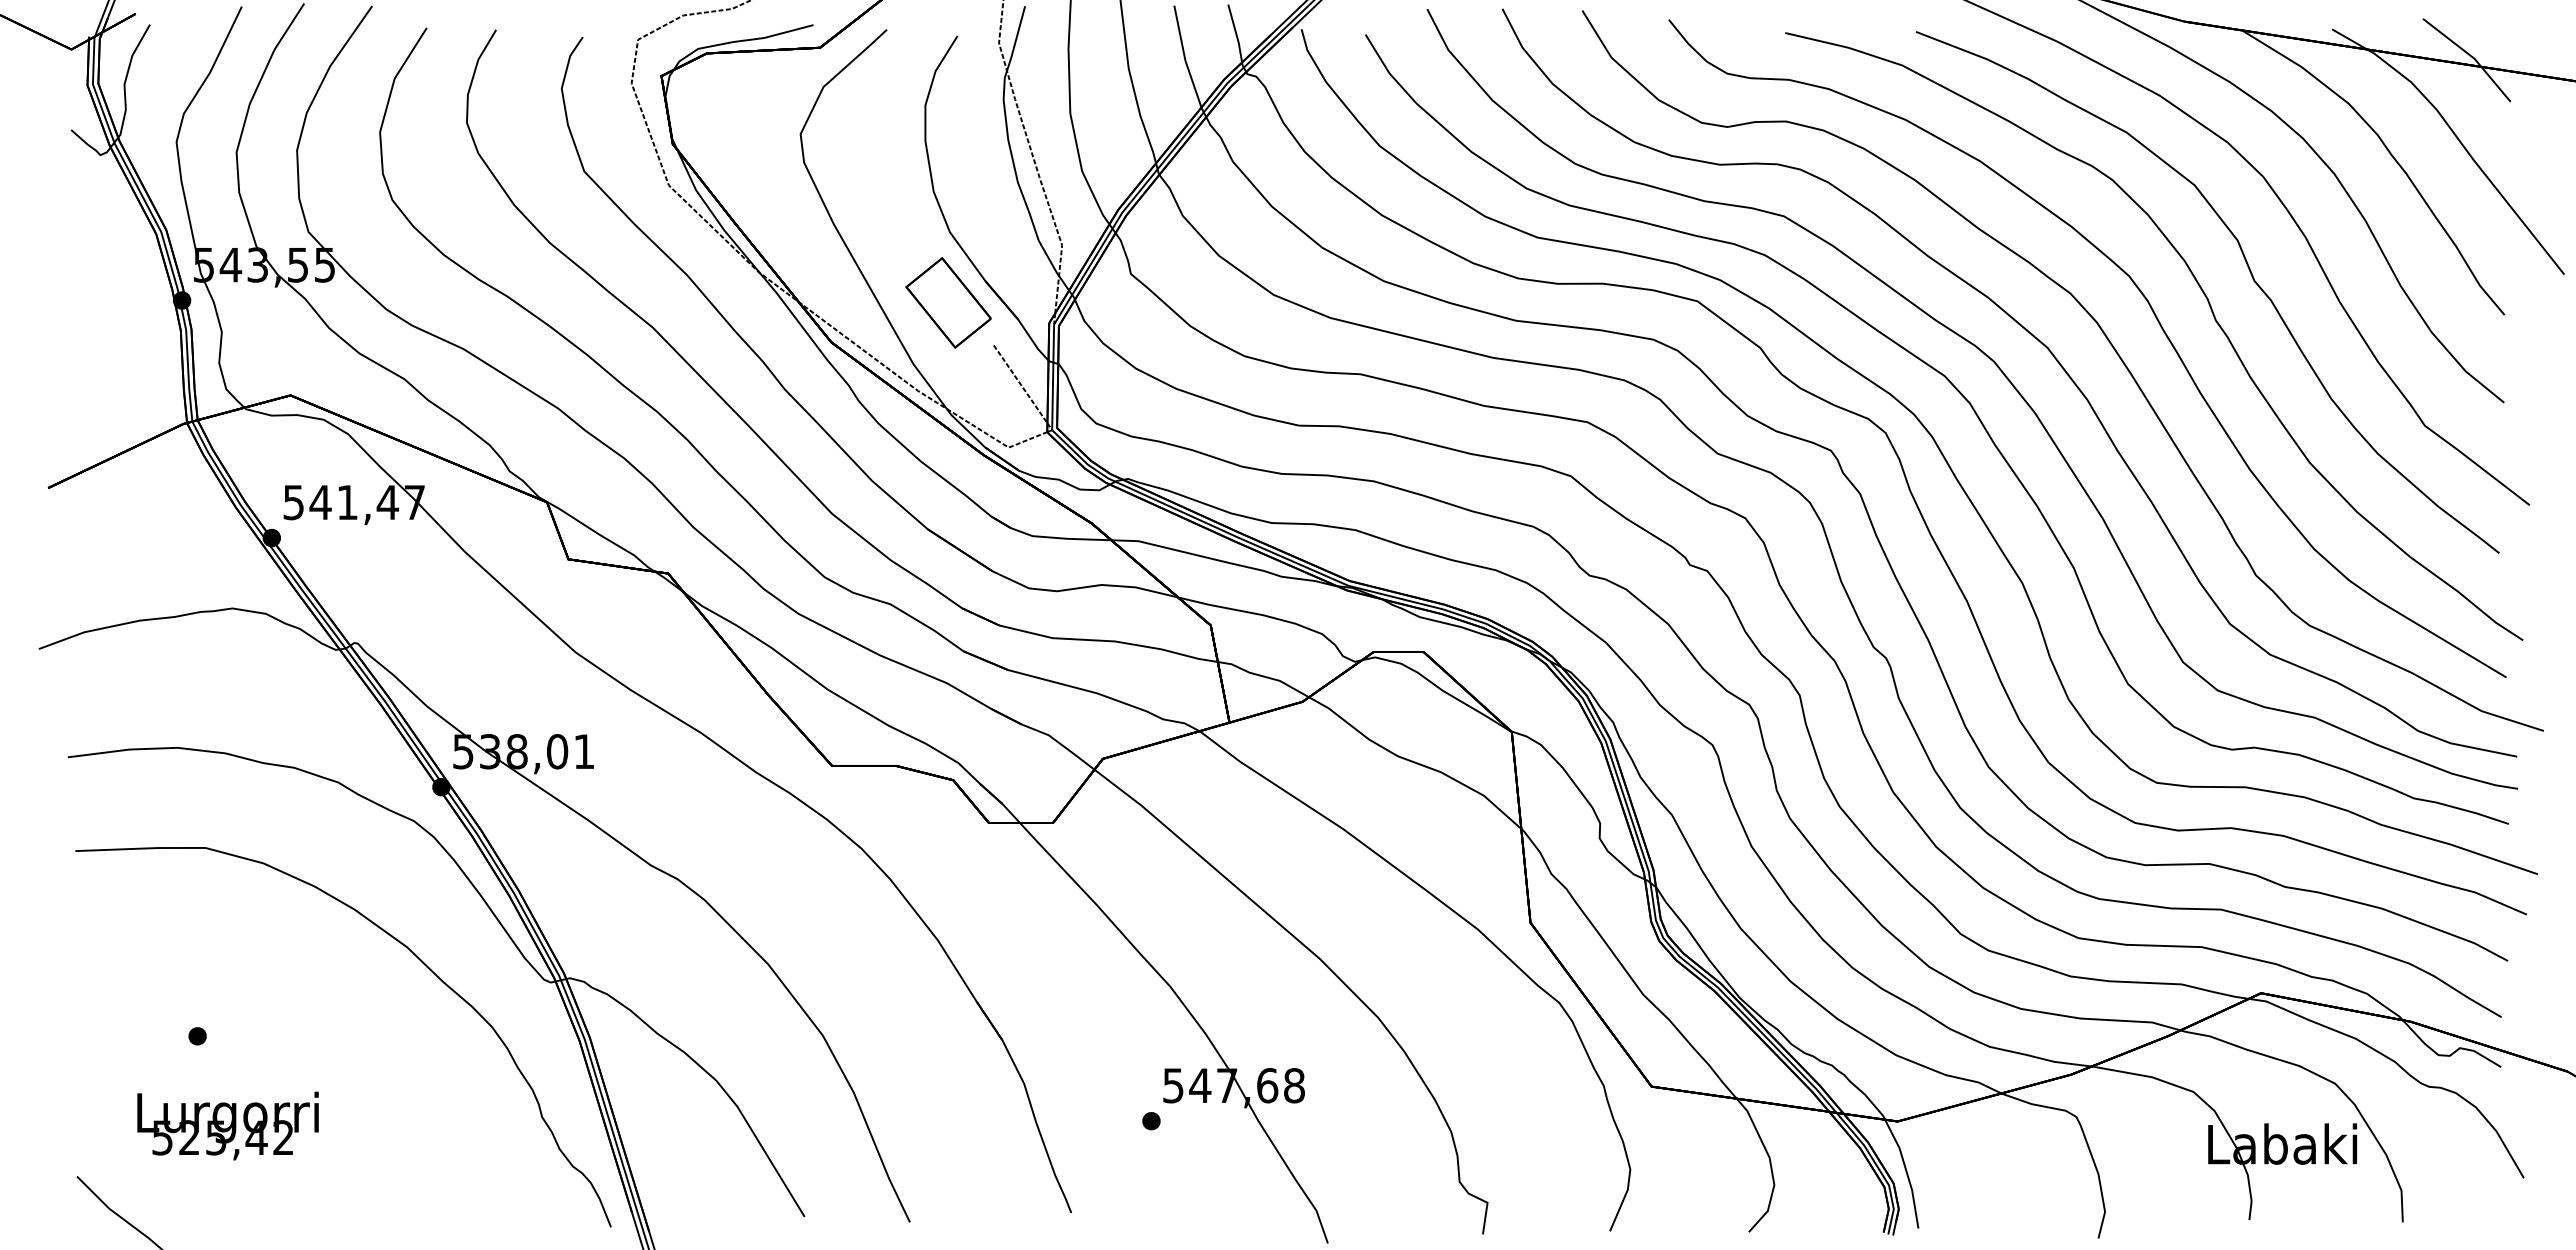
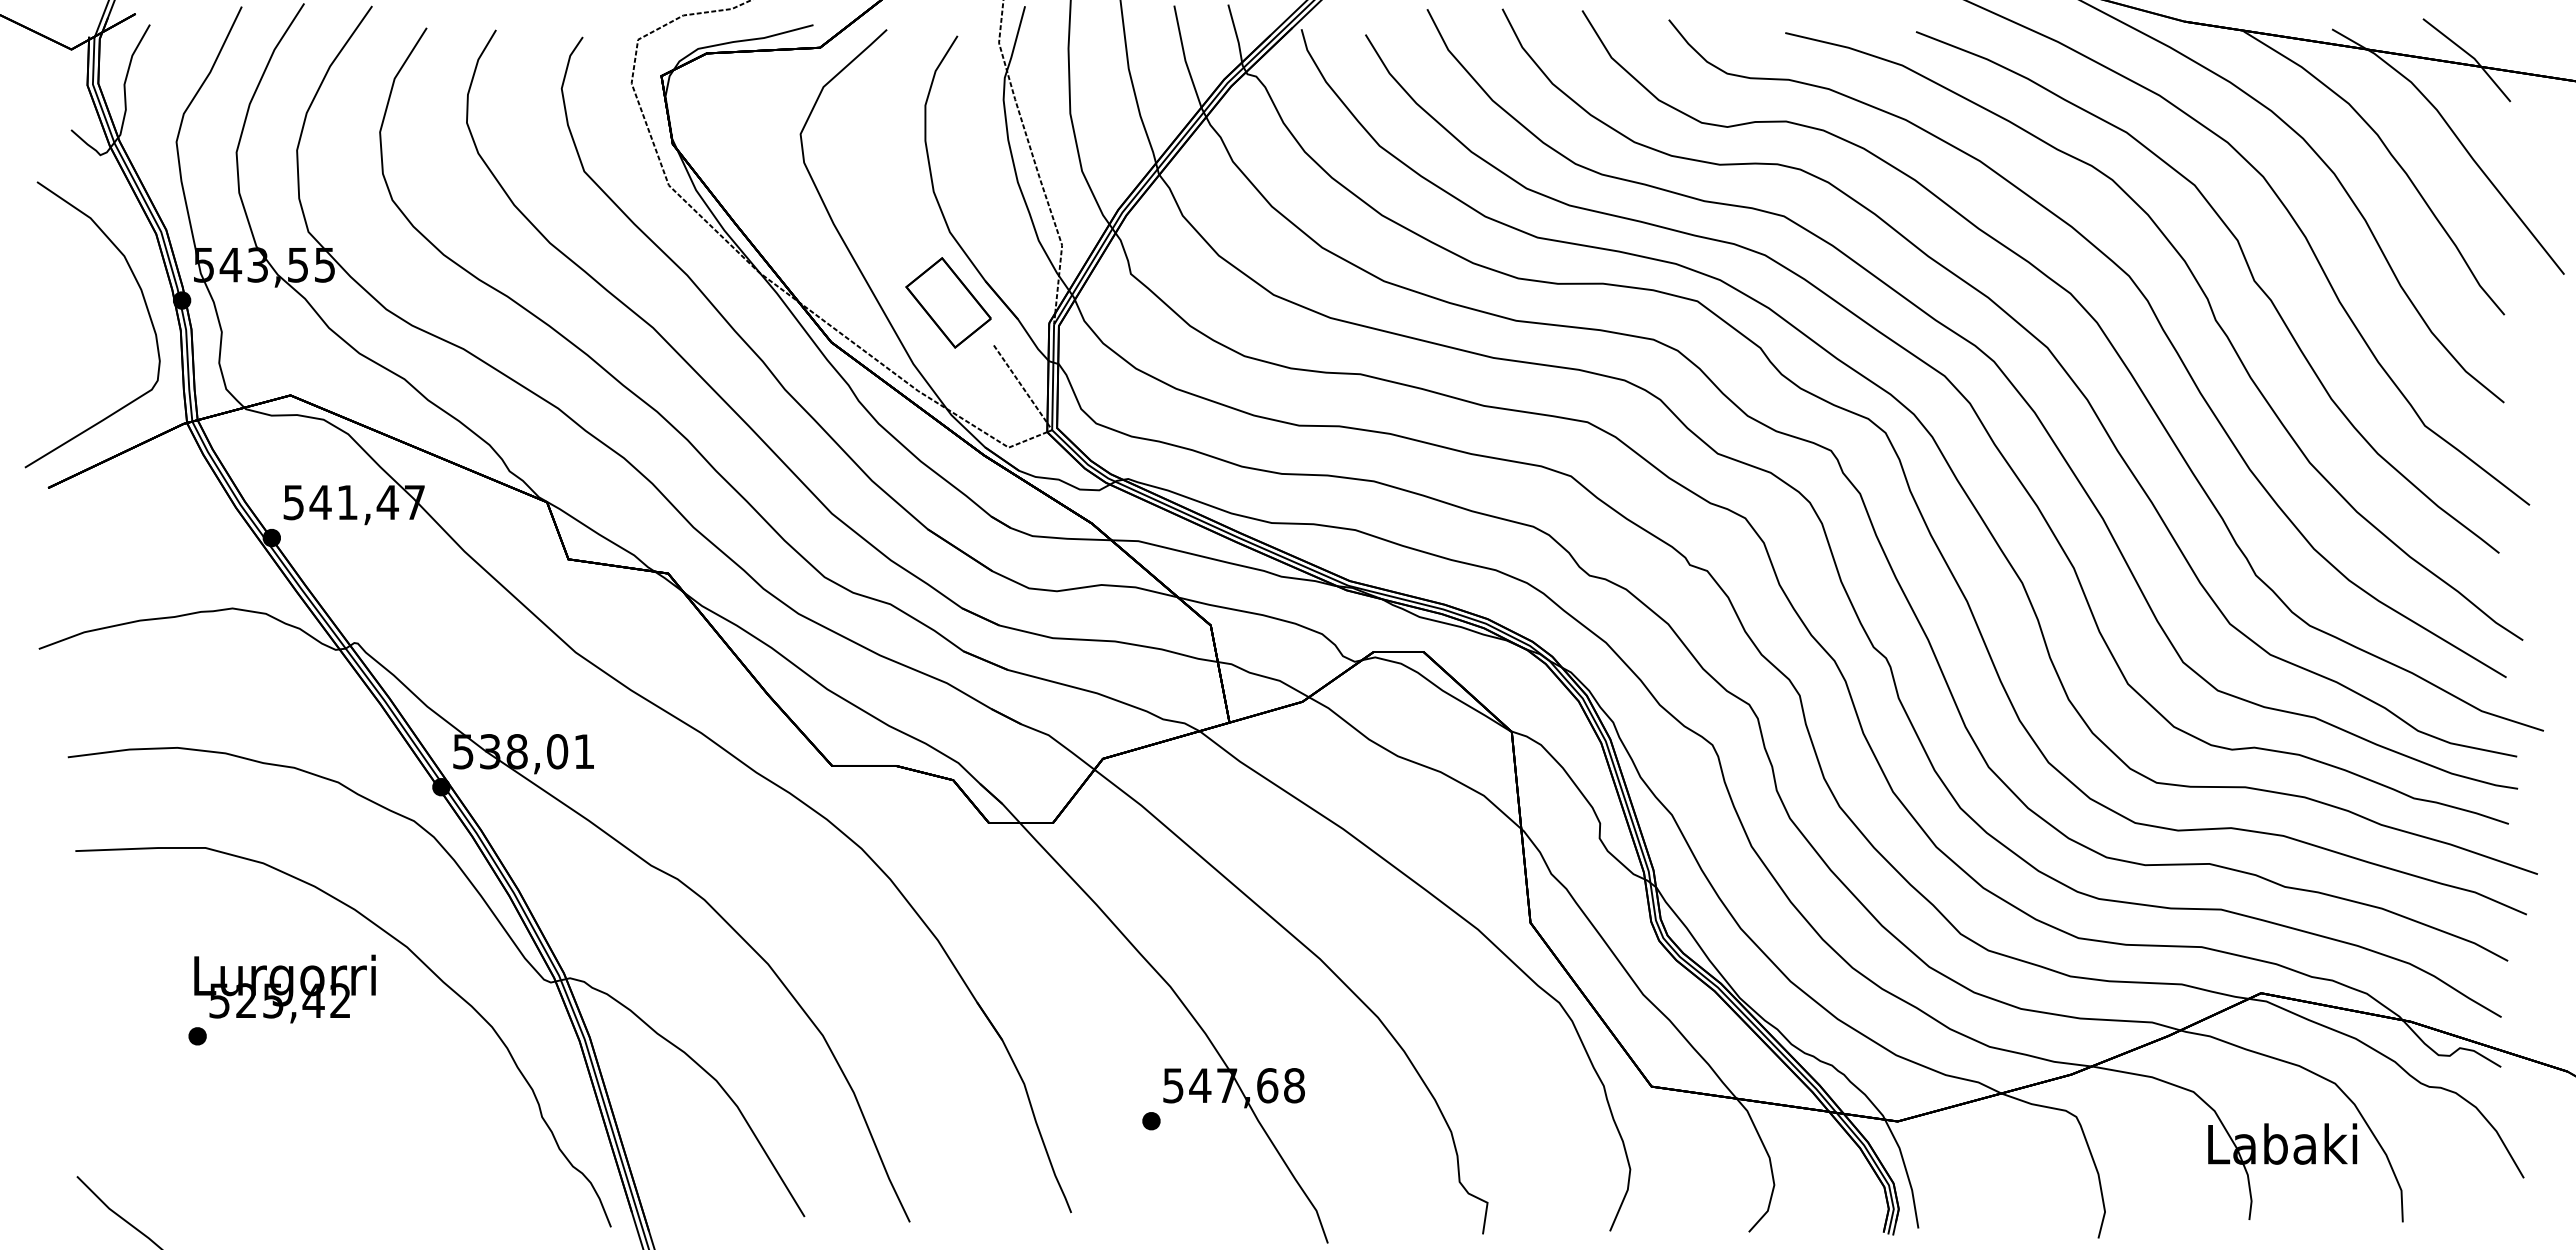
curve: none -> present (145, 306)
text position: (227, 1125) -> (284, 988) (284, 988)
